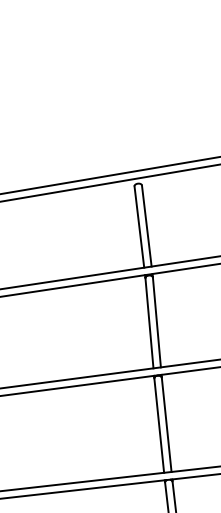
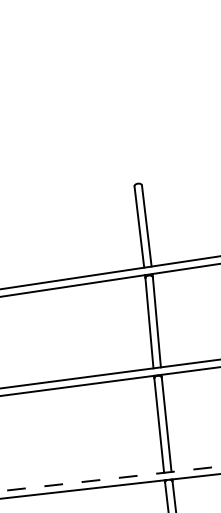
line: present -> none (109, 175)
line: present -> none (109, 183)
line: solid -> dashed (109, 478)
